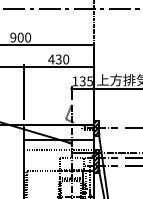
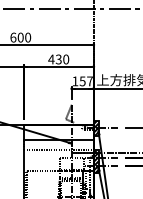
text: 900 -> 600 (13, 37)
text: 135 -> 157 (86, 81)
